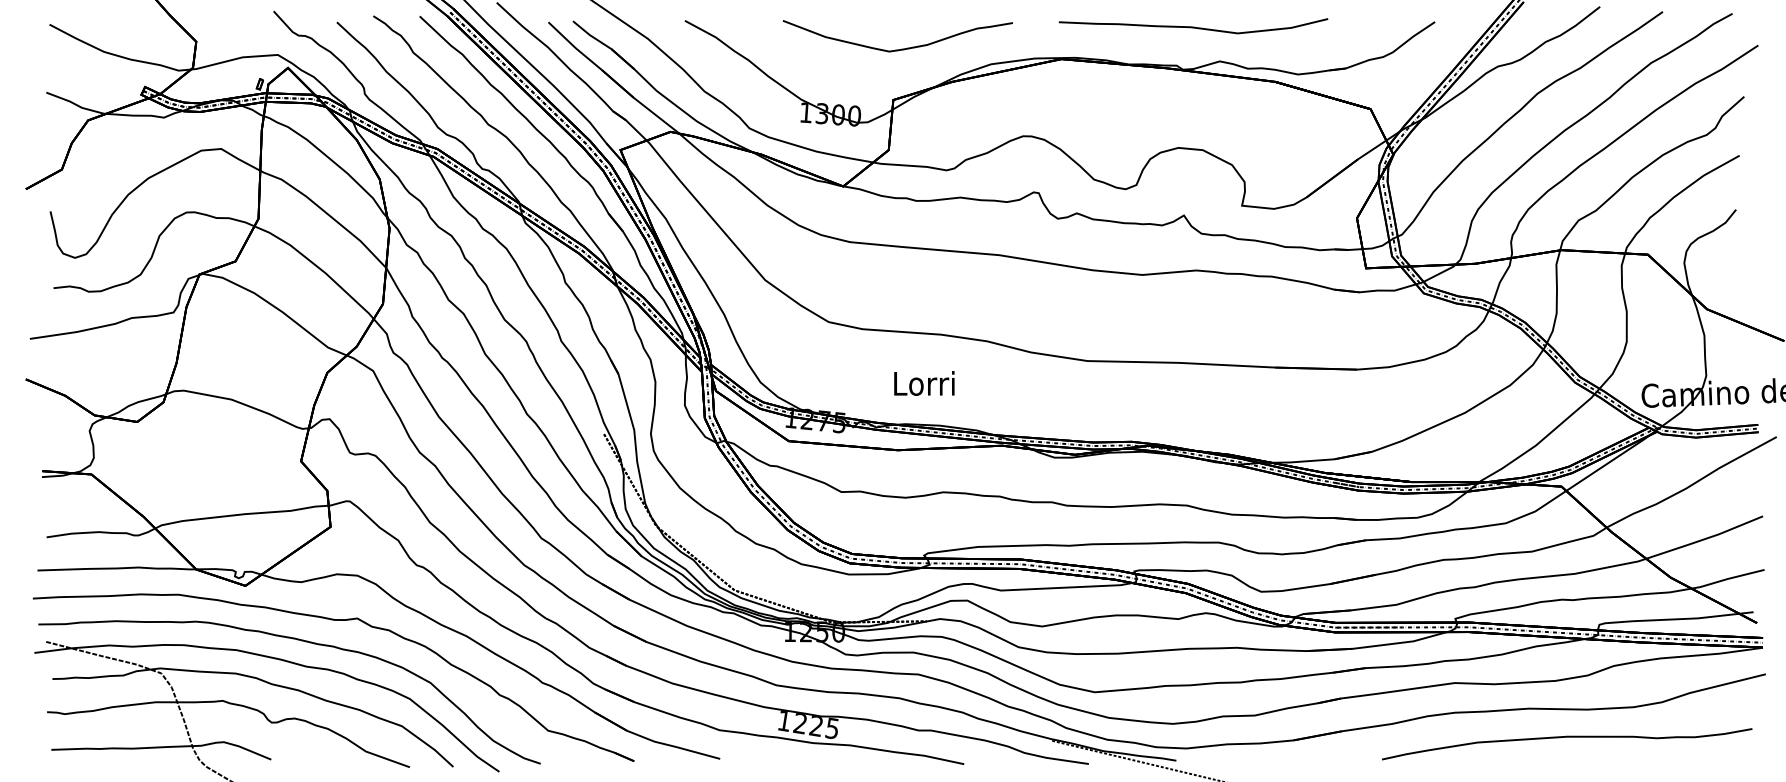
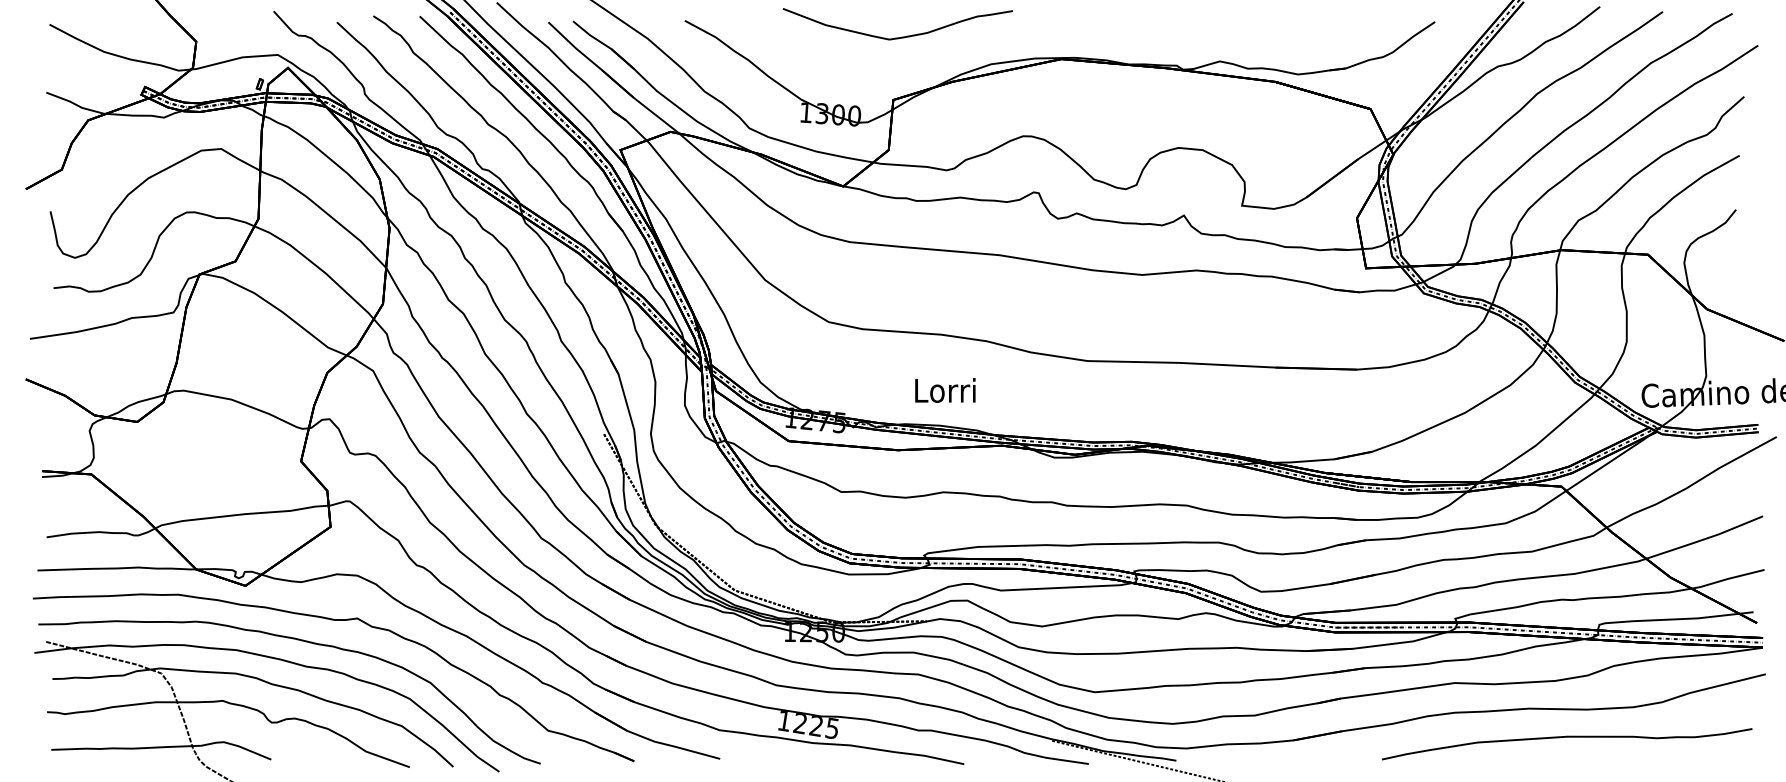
curve: present -> none (1193, 26)
curve position: (901, 48) -> (901, 36) (901, 36)
text position: (924, 383) -> (945, 390) (945, 390)
